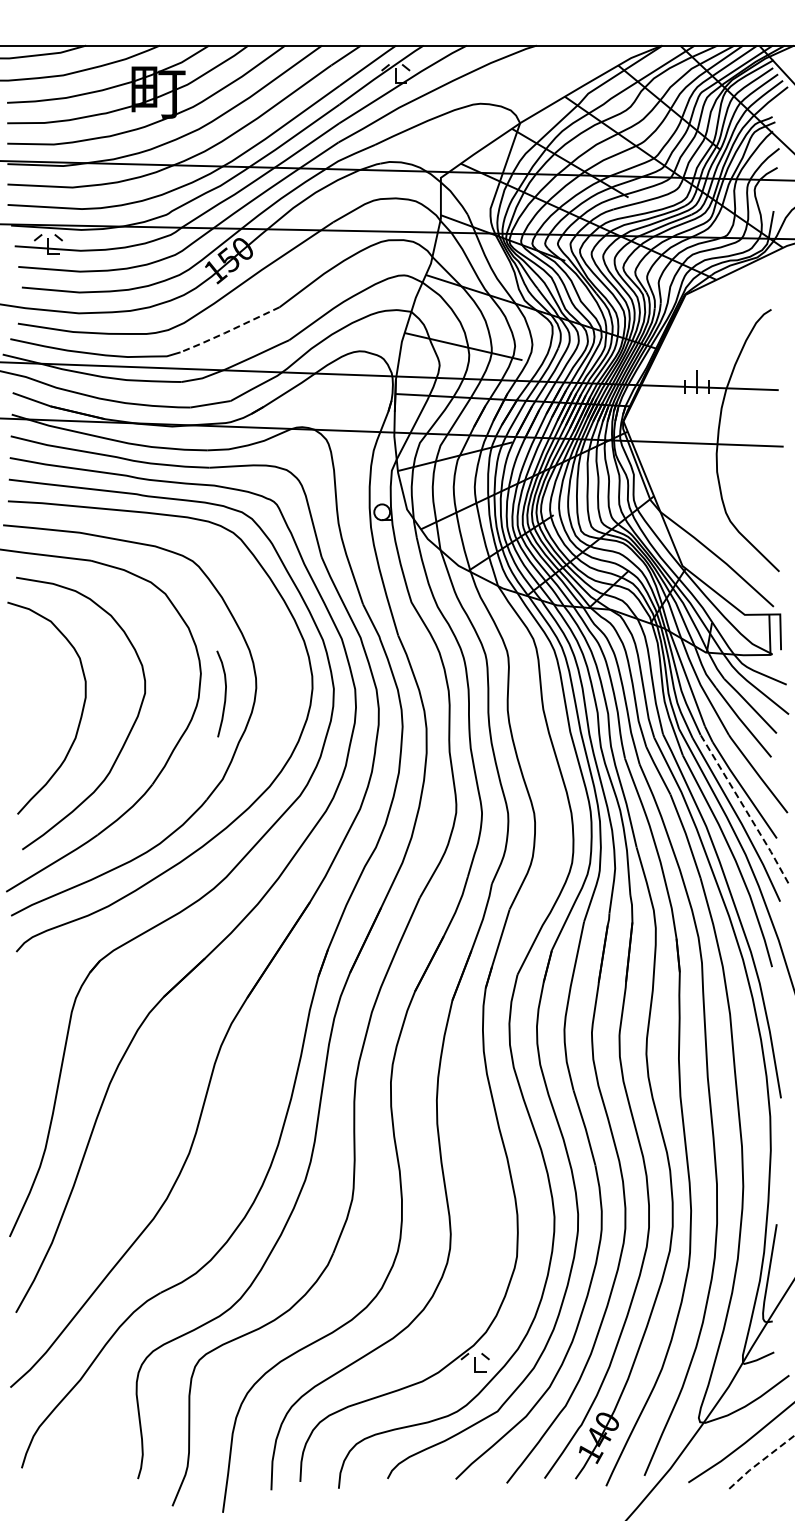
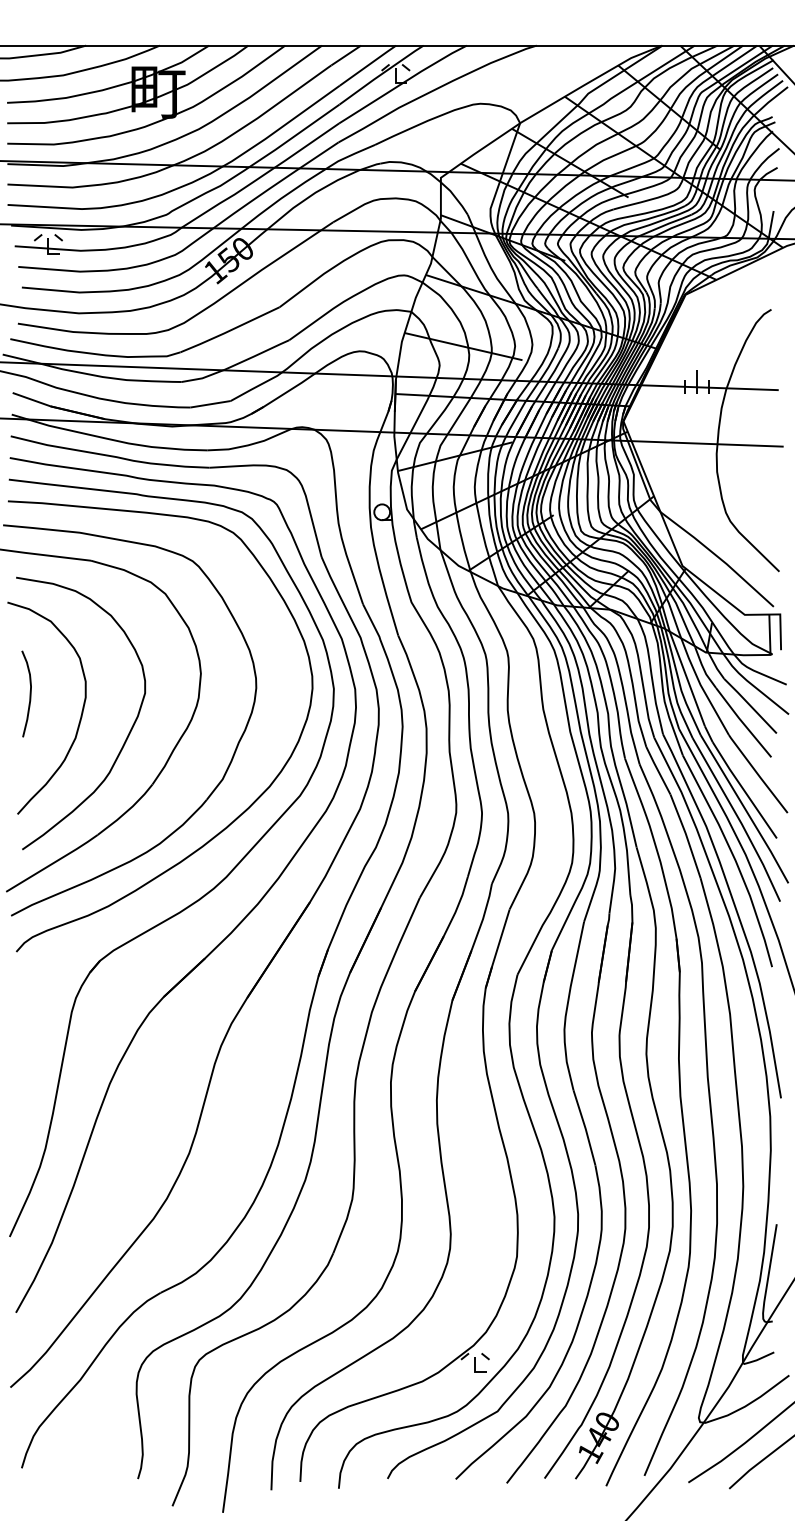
line: dashed -> solid (228, 331)
curve position: (224, 693) -> (29, 693) (29, 693)
line: dashed -> solid (745, 809)
line: dashed -> solid (760, 1461)
